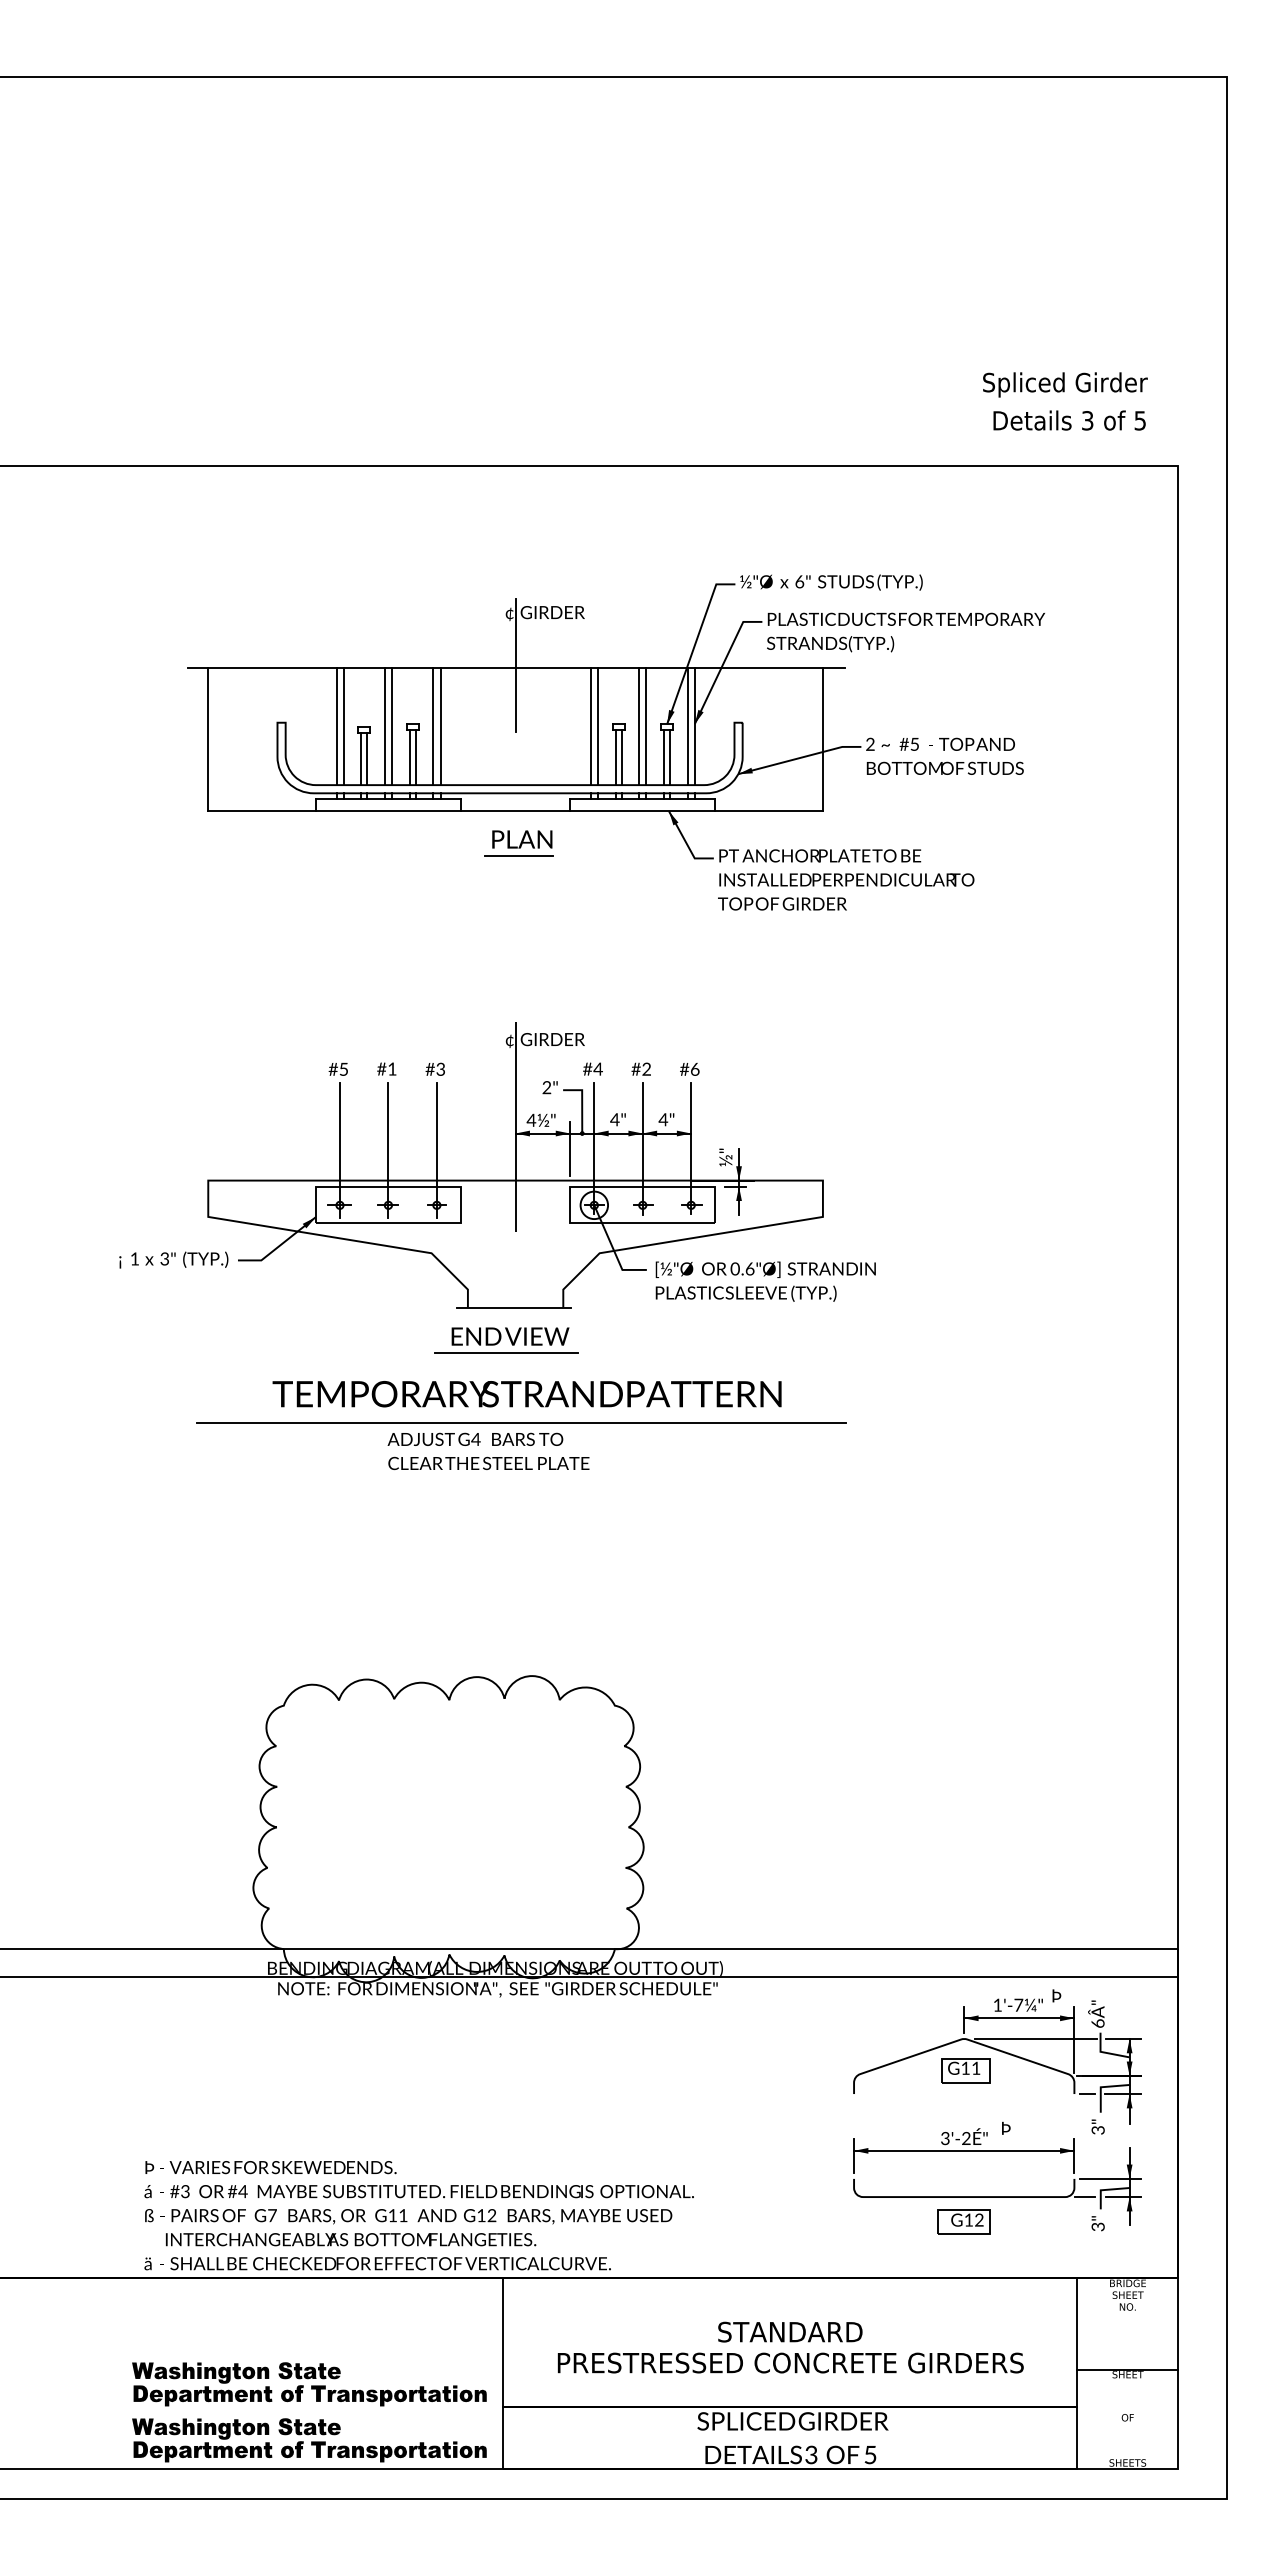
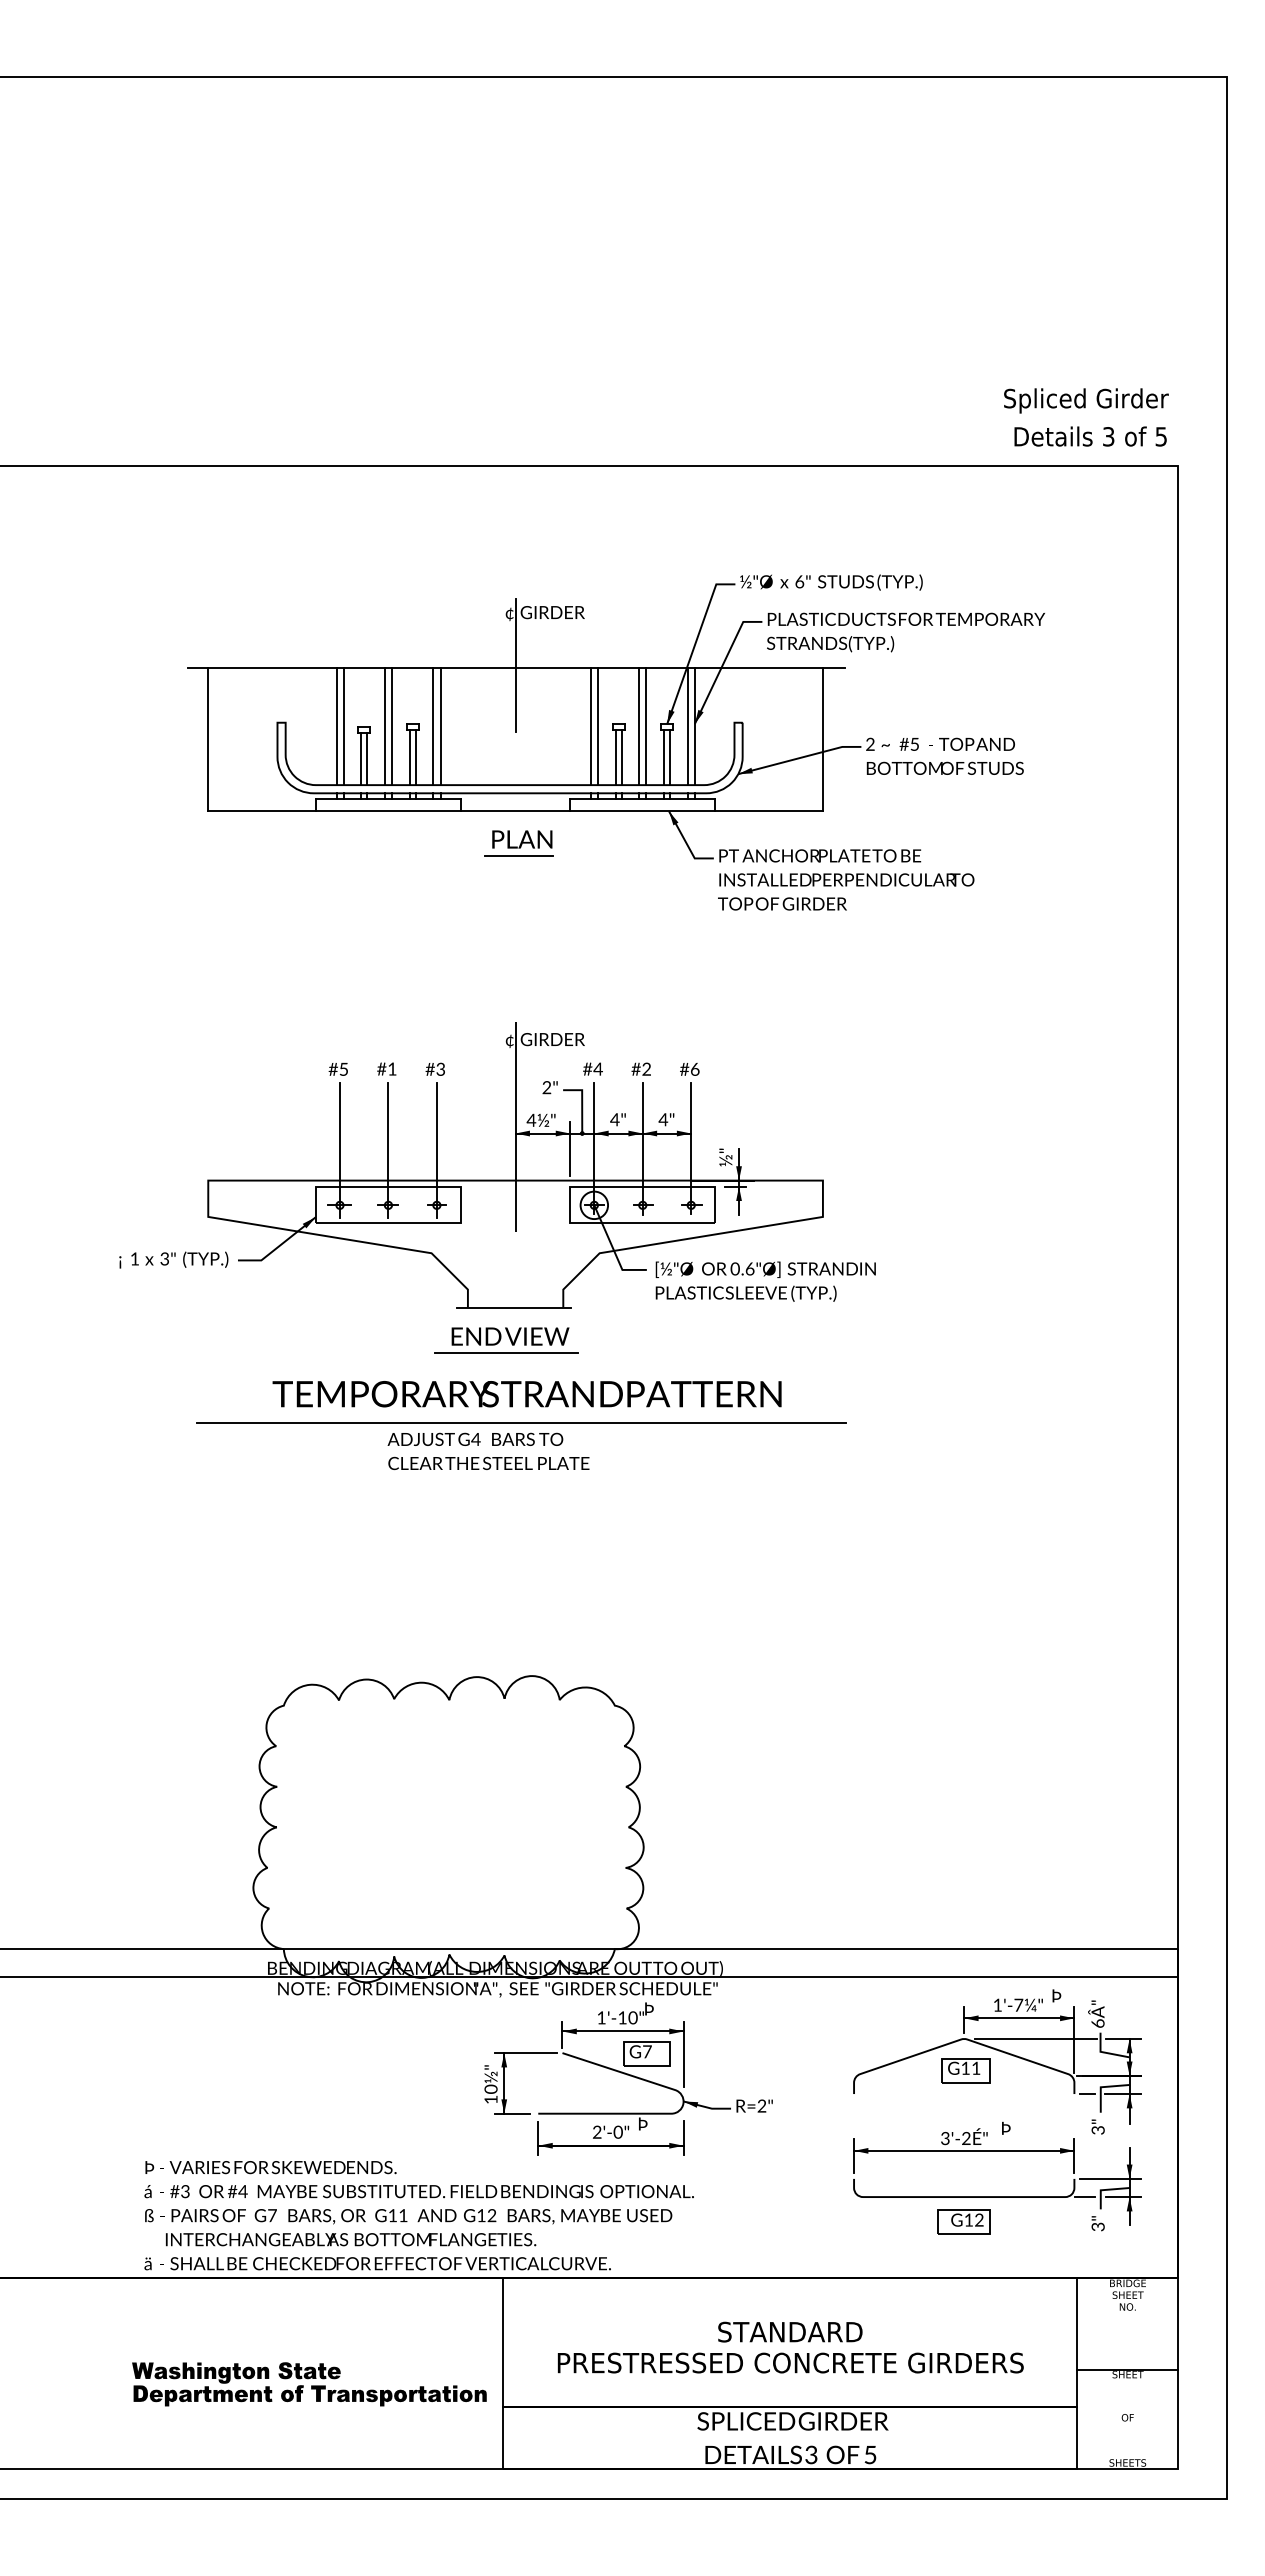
text position: (1065, 401) -> (1086, 417) (1086, 417)
part: none -> present (628, 2078)
part: present -> none (309, 2440)
